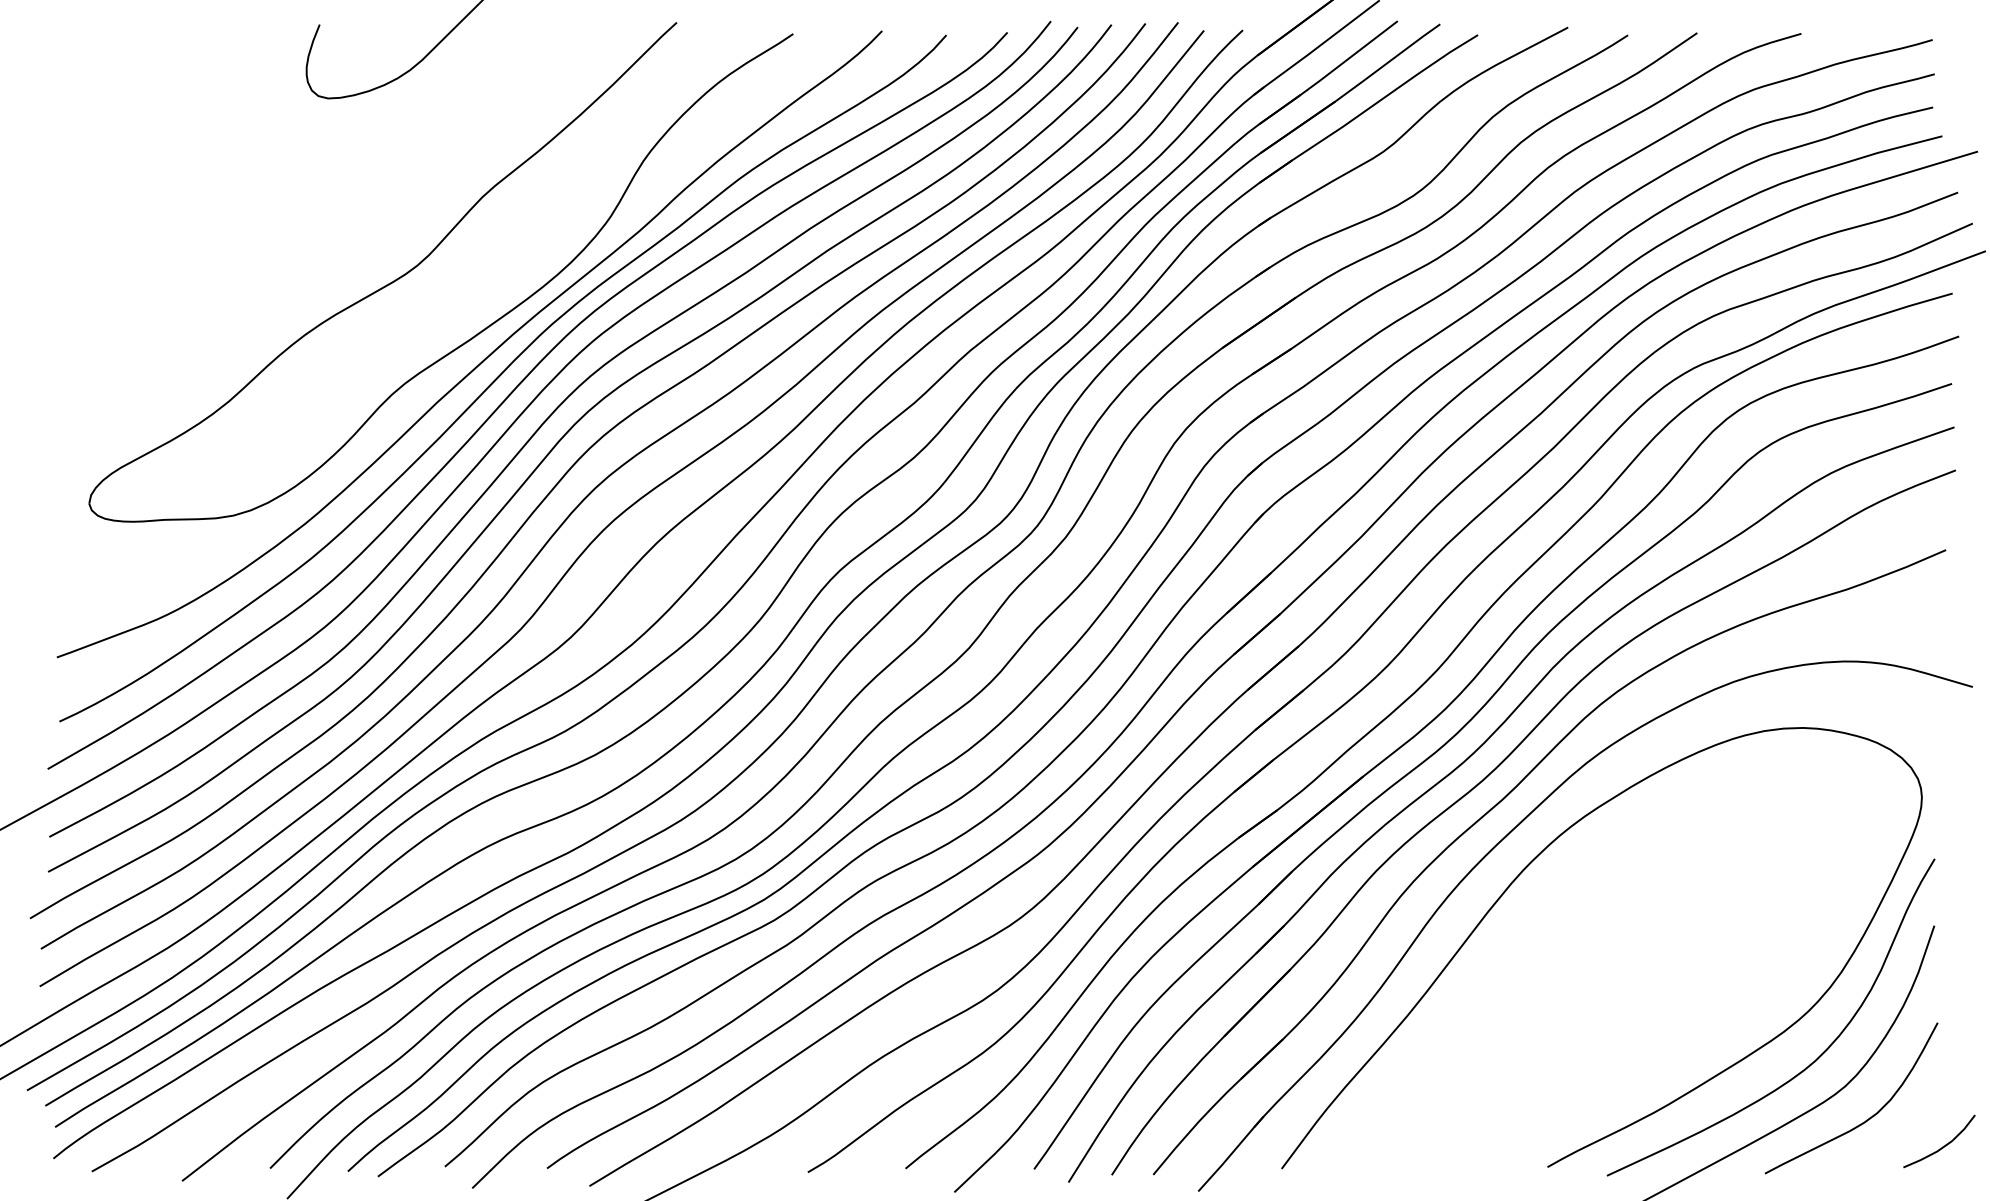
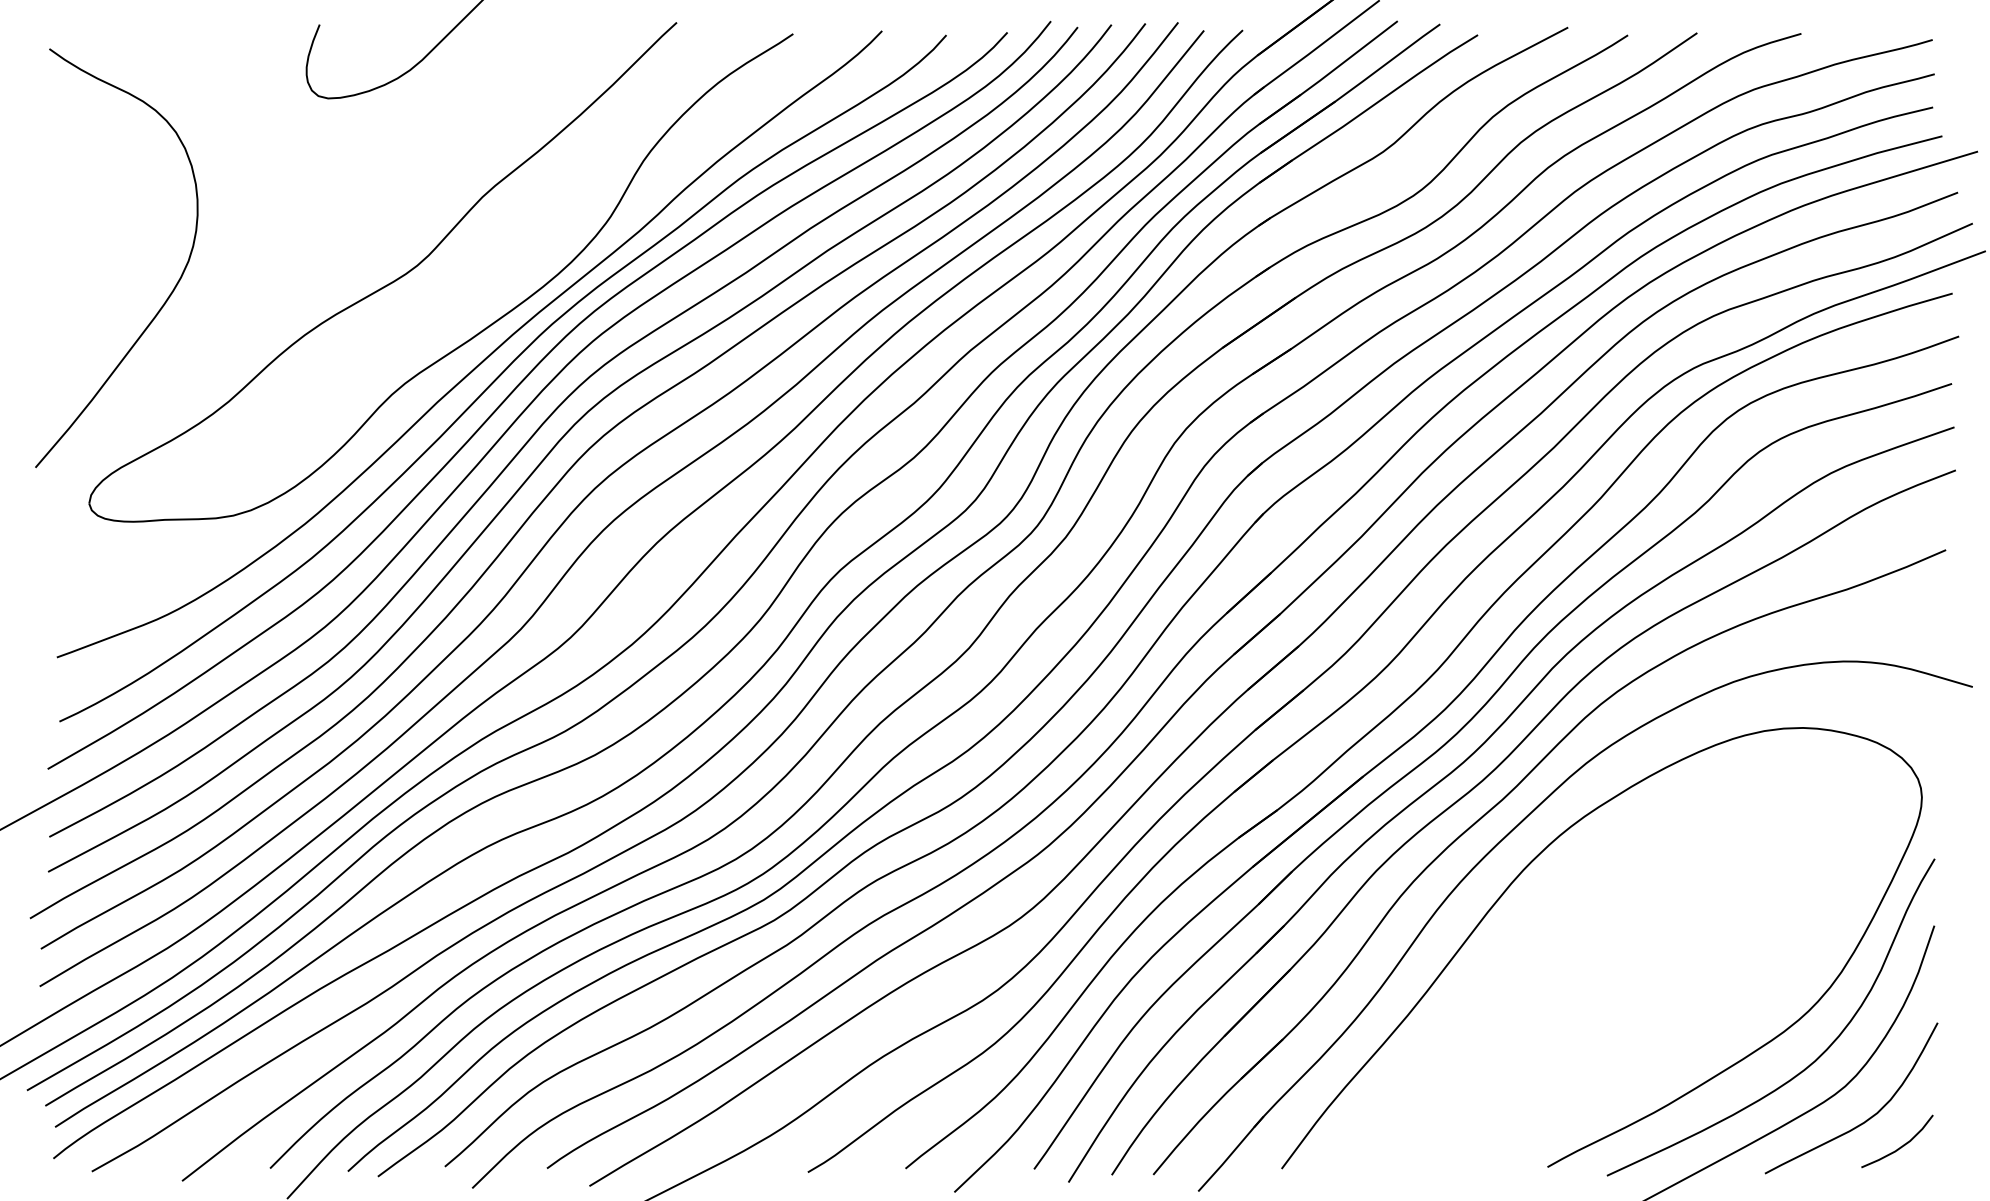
curve: none -> present (169, 294)
curve position: (1942, 1146) -> (1900, 1146) (1900, 1146)
